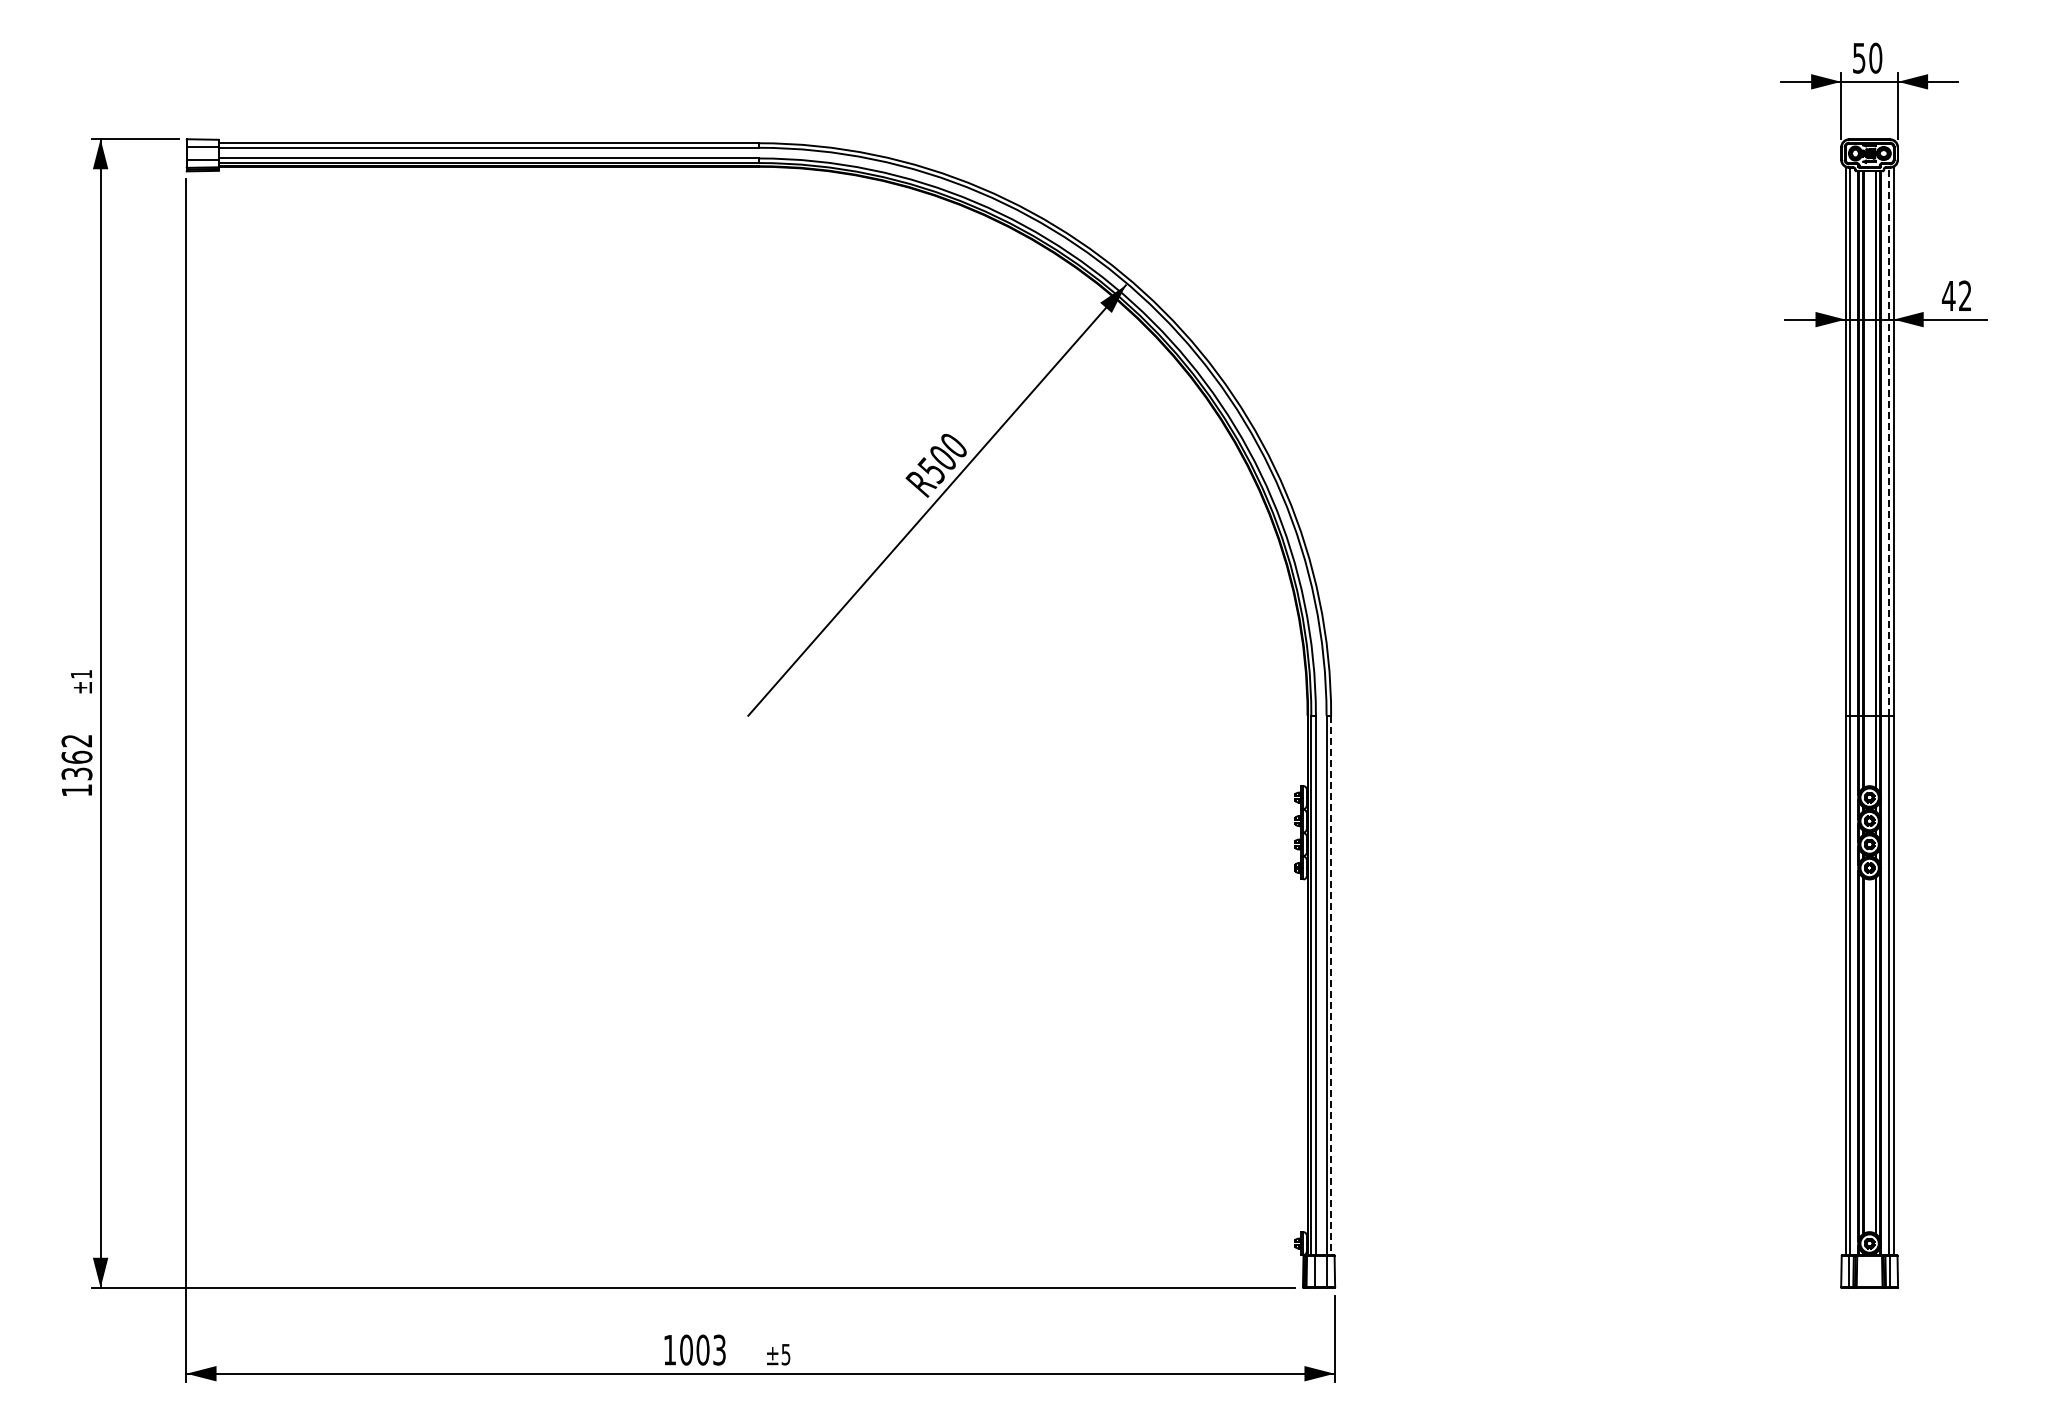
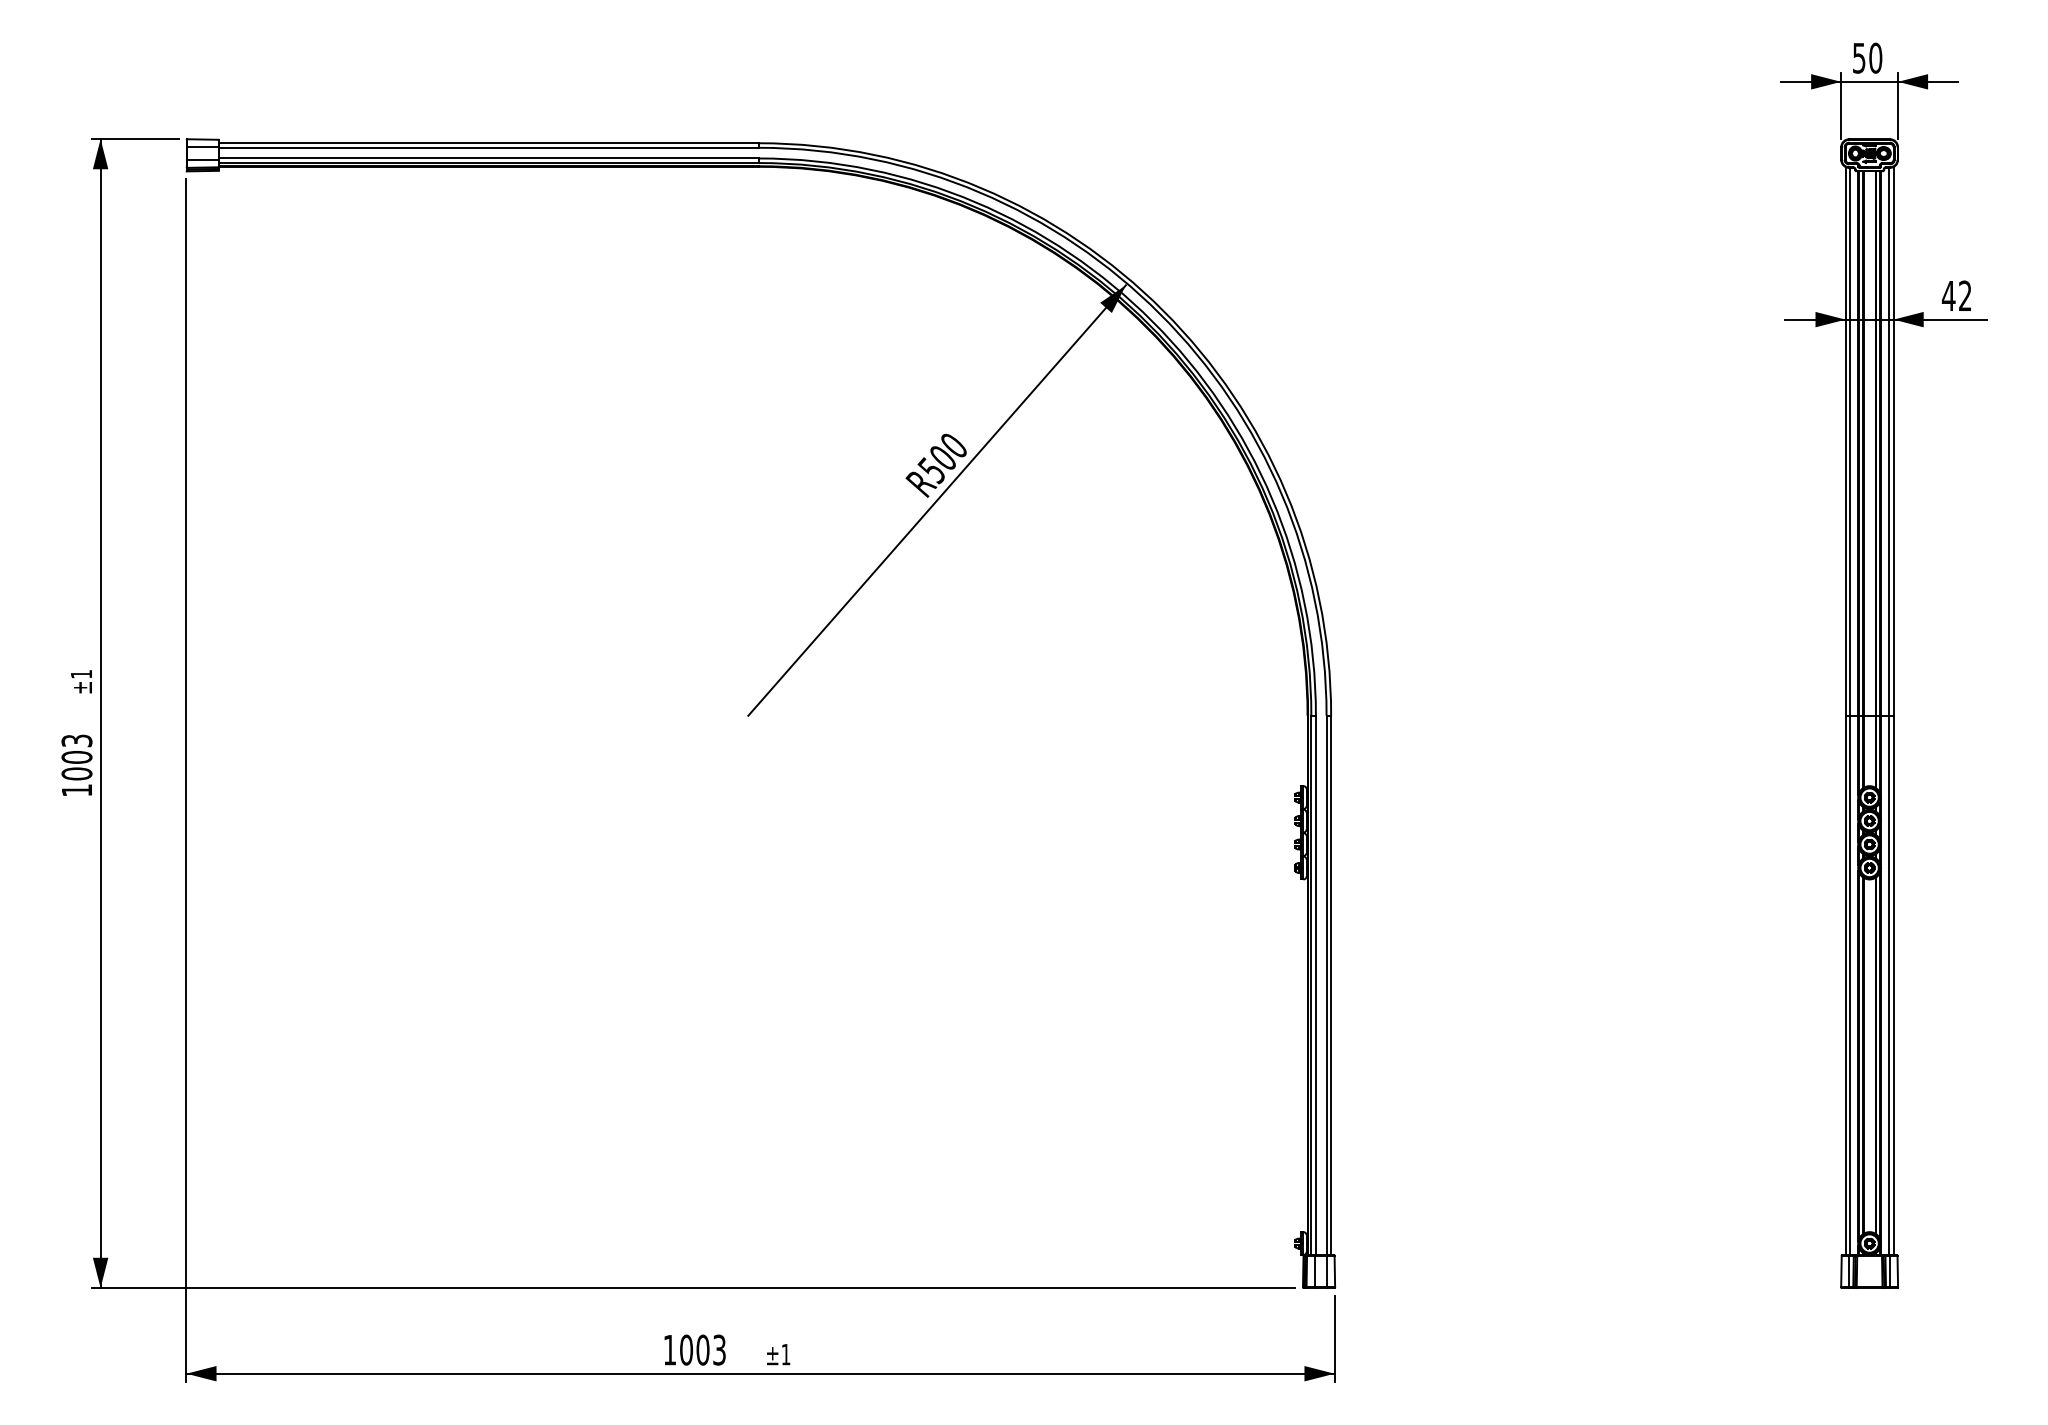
line: dashed -> solid (1889, 441)
text: 1362 -> 1003 (76, 757)
line: dashed -> solid (1331, 985)
text: ±5 -> ±1 (785, 1354)
